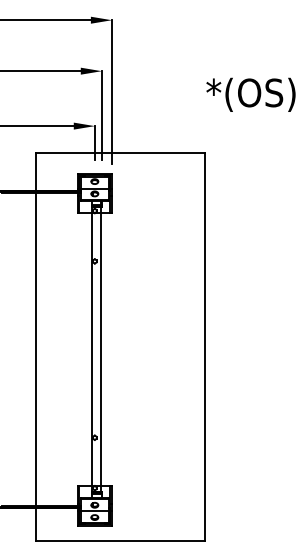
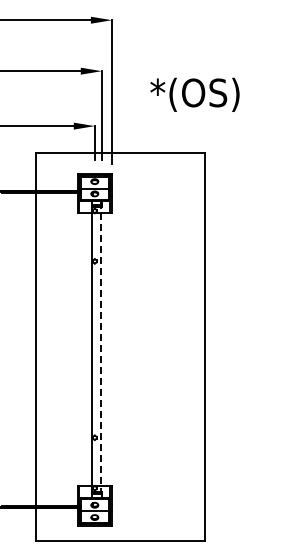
text position: (250, 94) -> (194, 94) (194, 94)
line: solid -> dashed (101, 347)
